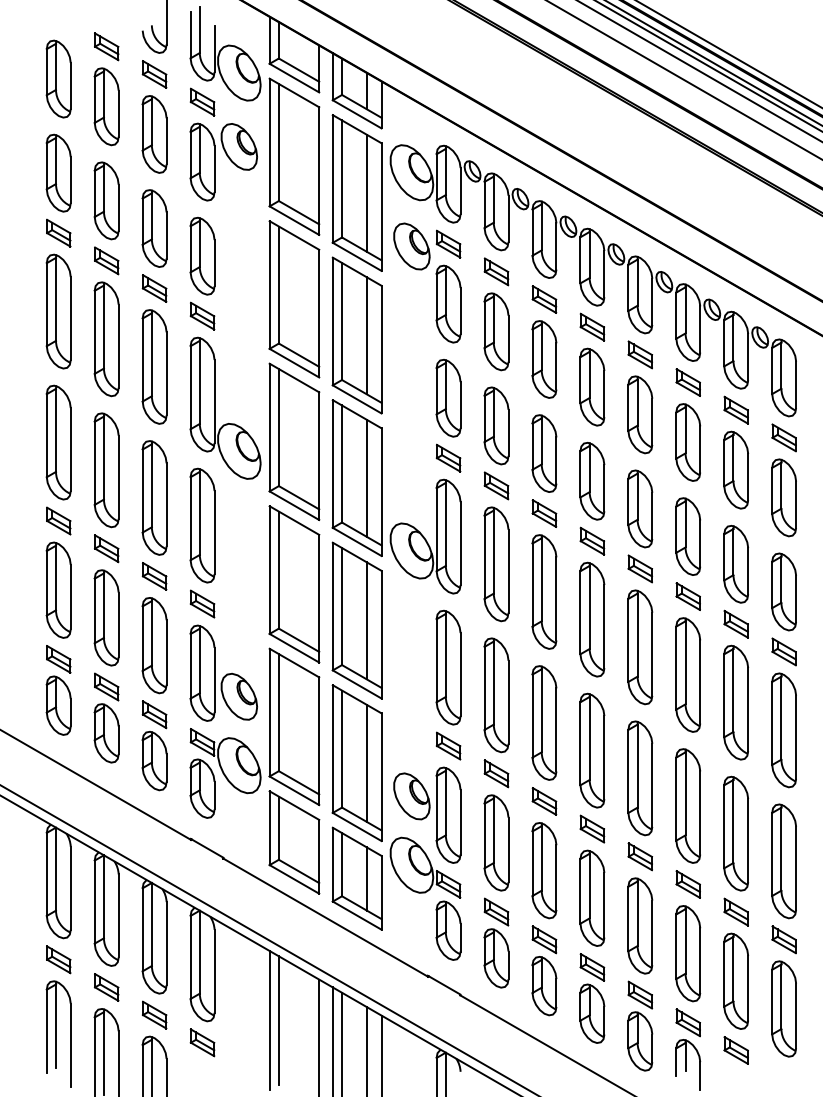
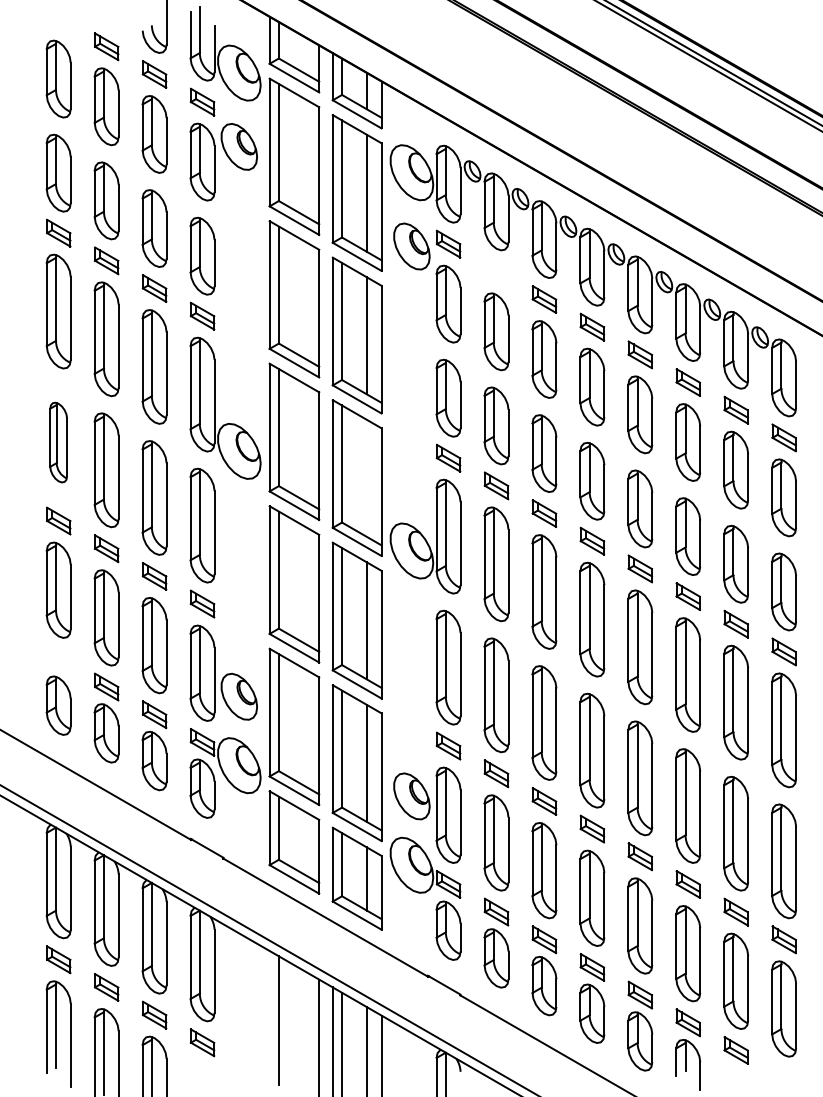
line: present -> none (728, 54)
line: present -> none (699, 71)
line: present -> none (684, 80)
part: present -> none (496, 271)
part size: 27x117 px -> 19x83 px (58, 442)
line: present -> none (366, 477)
part: present -> none (58, 659)
line: present -> none (269, 1019)
